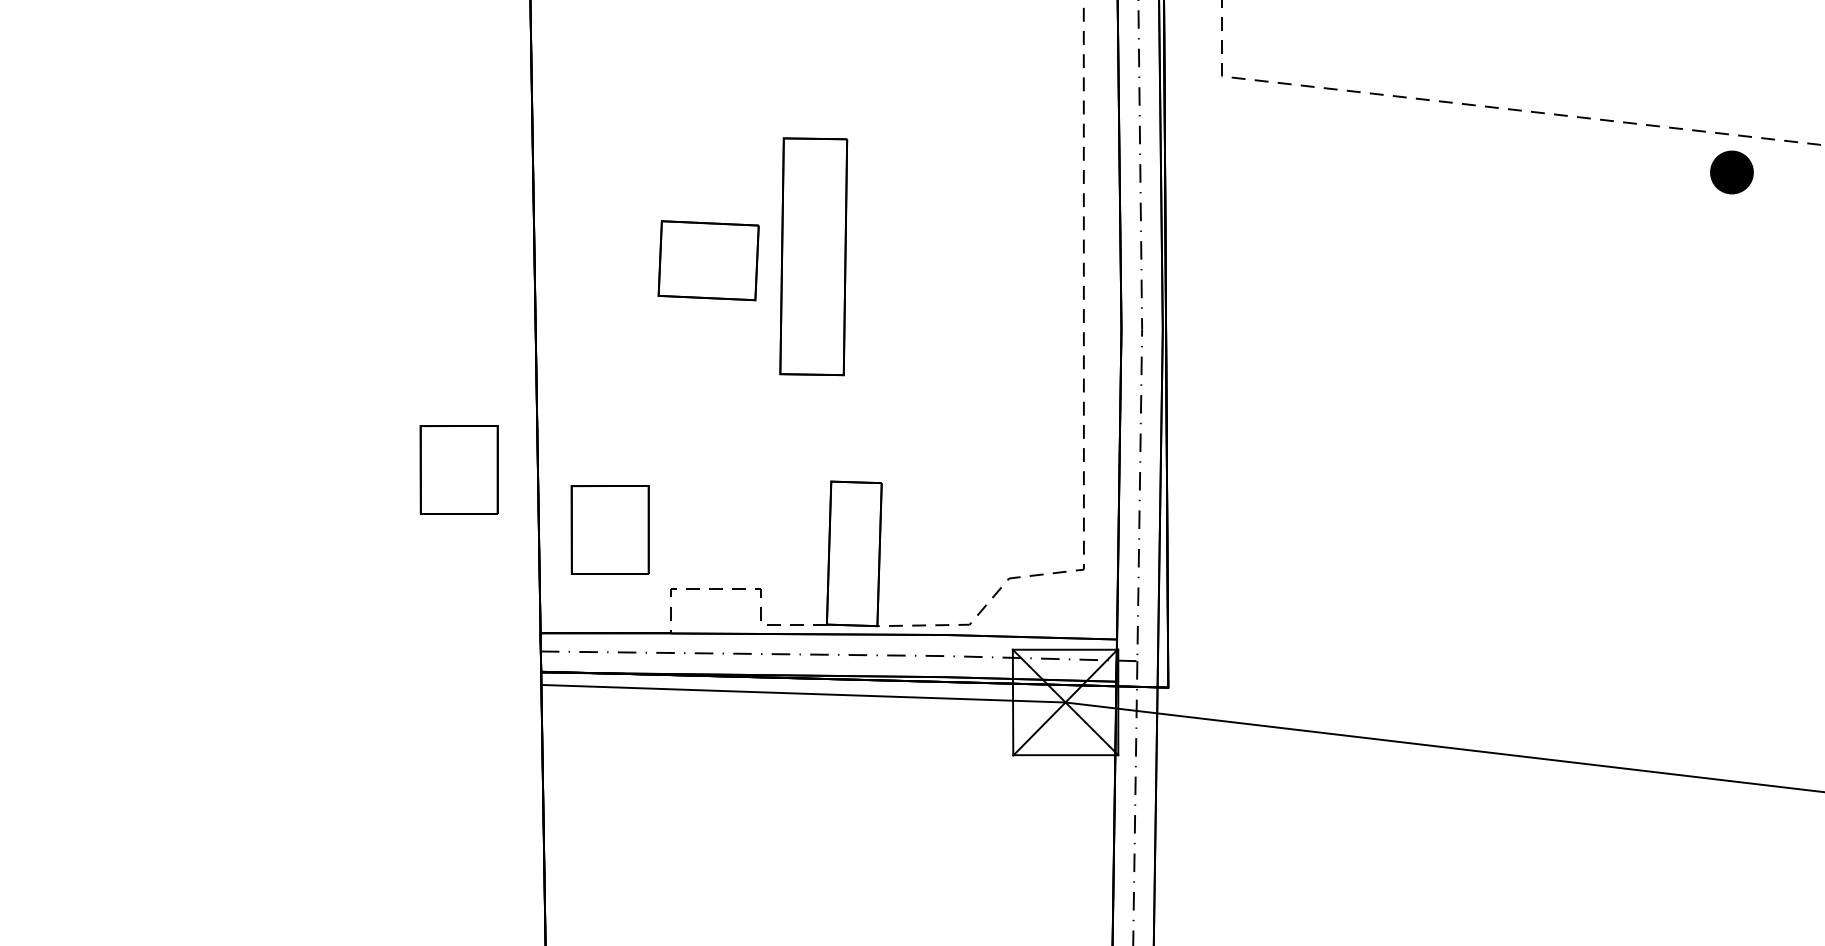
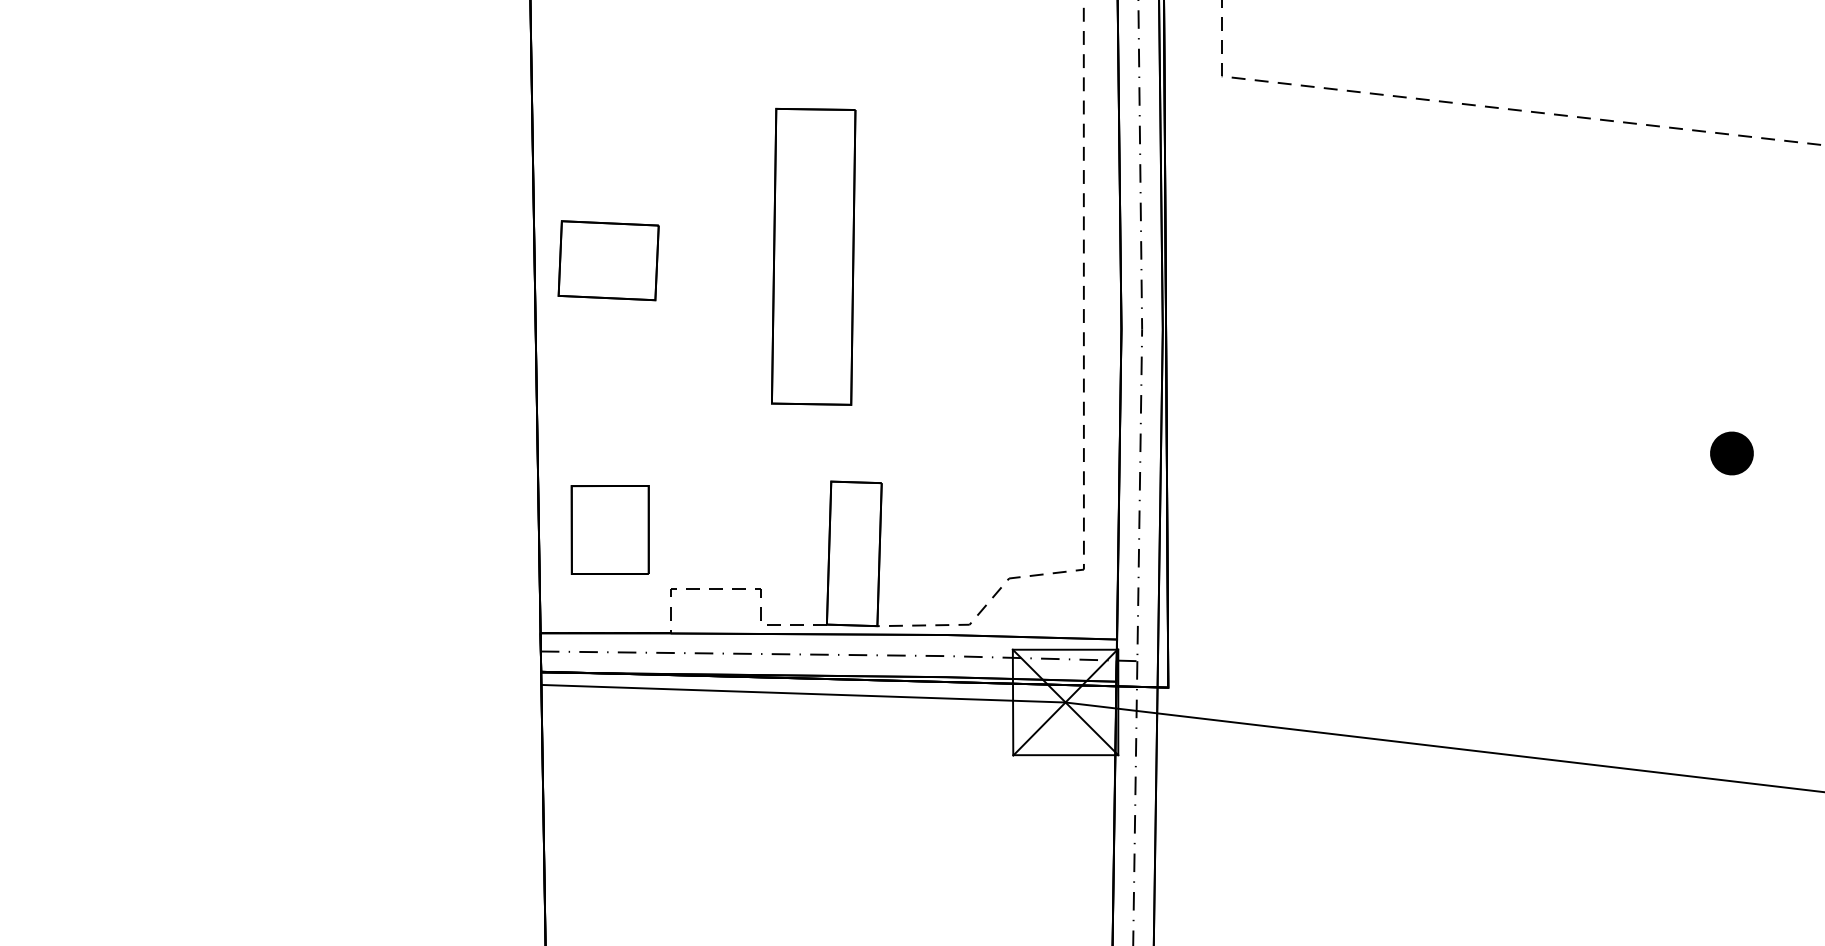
part position: (1731, 172) -> (1731, 453) (1731, 453)
part size: 70x240 px -> 86x299 px (813, 256)
part position: (708, 260) -> (608, 260) (608, 260)
part: present -> none (458, 469)
